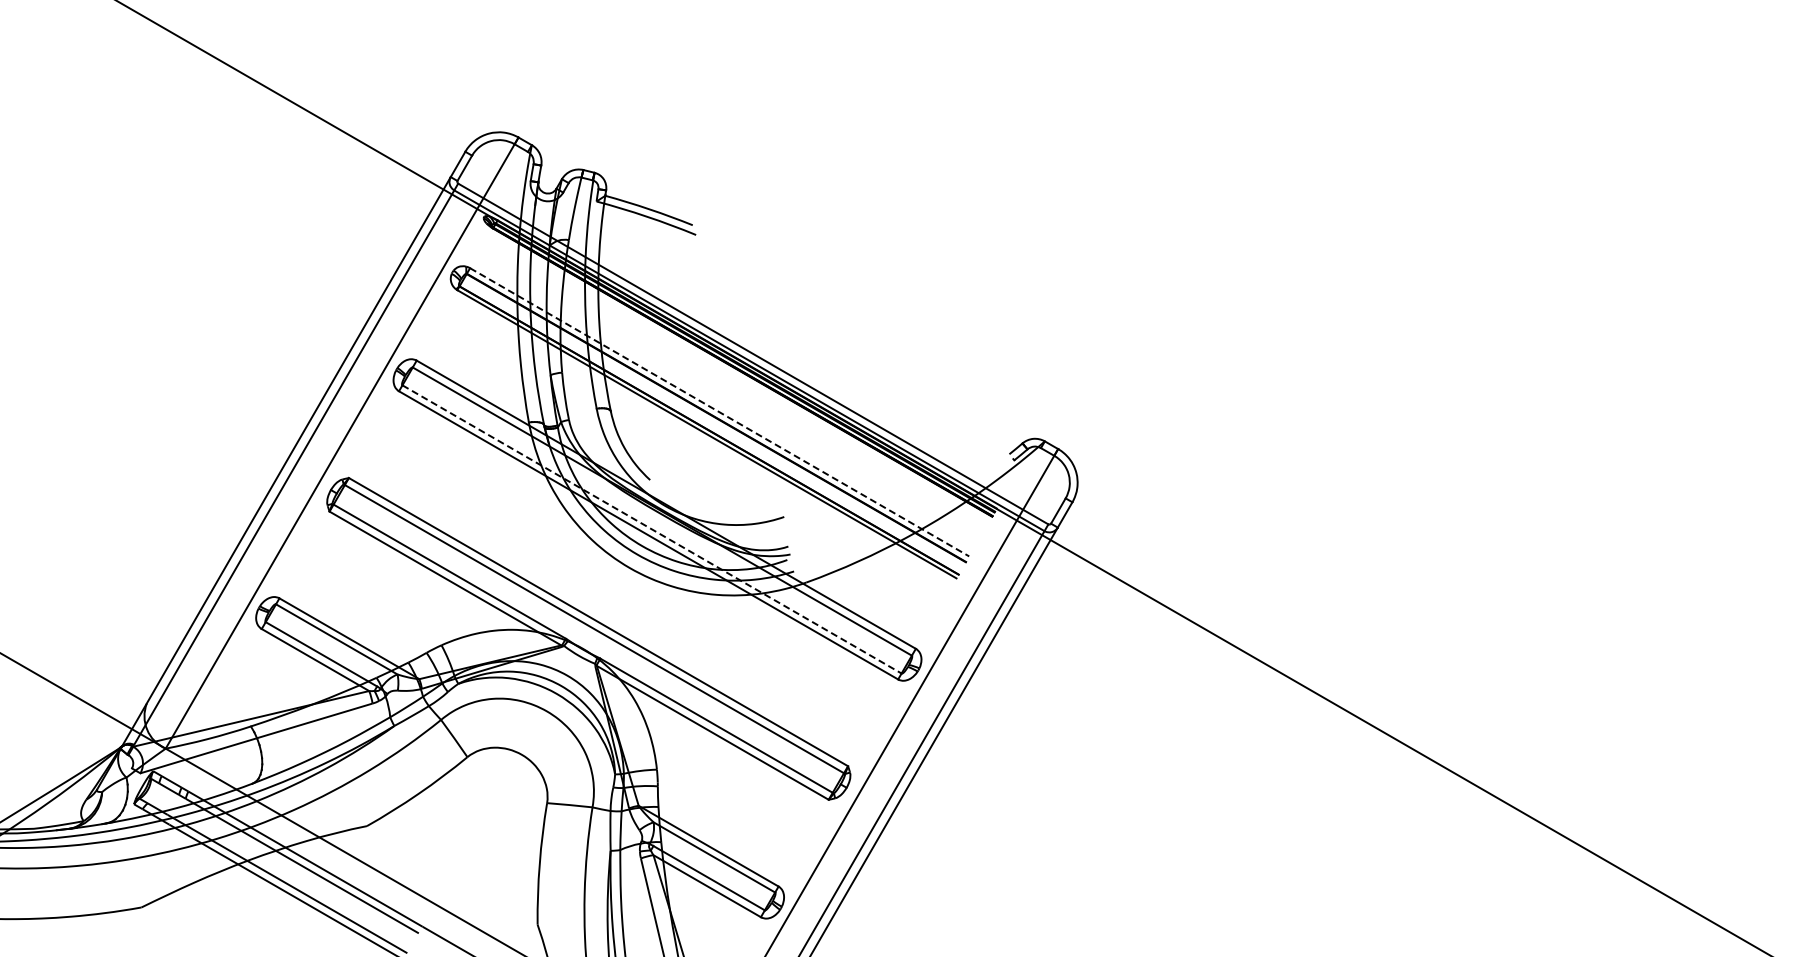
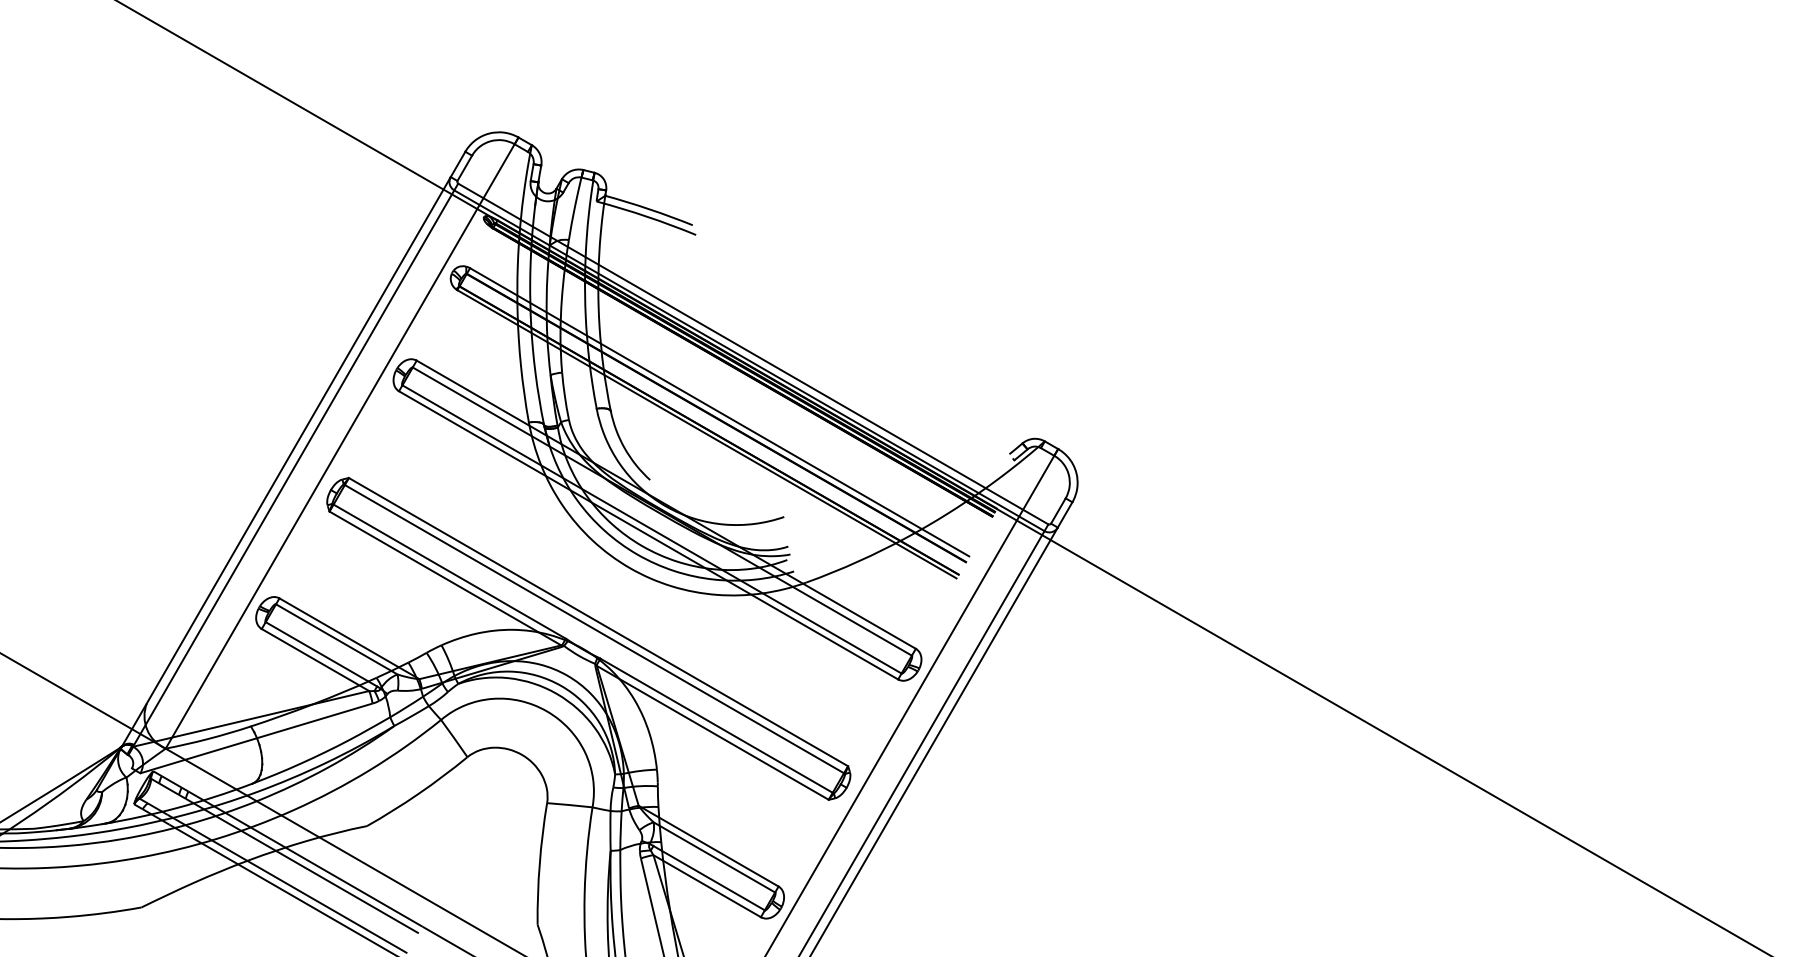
line: dashed -> solid (720, 412)
line: dashed -> solid (652, 529)
